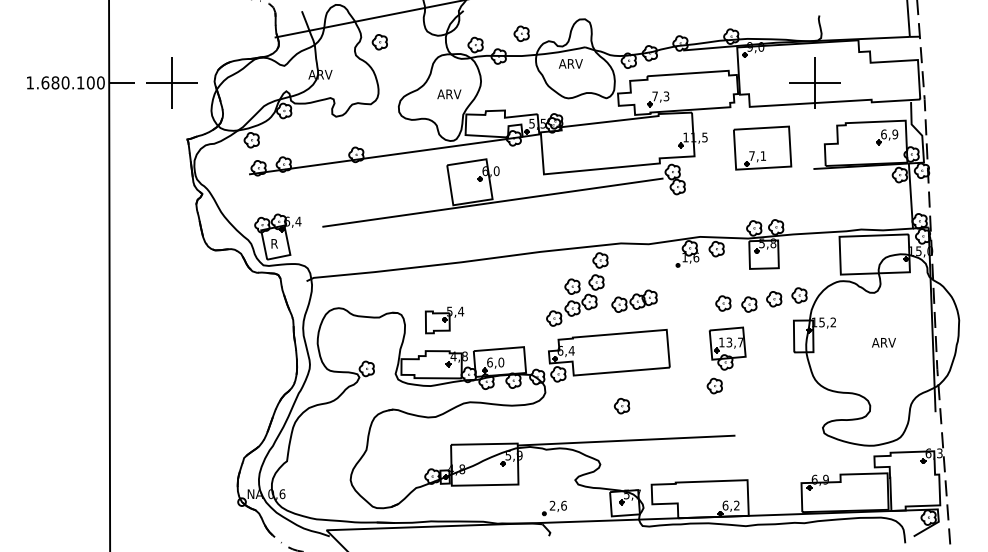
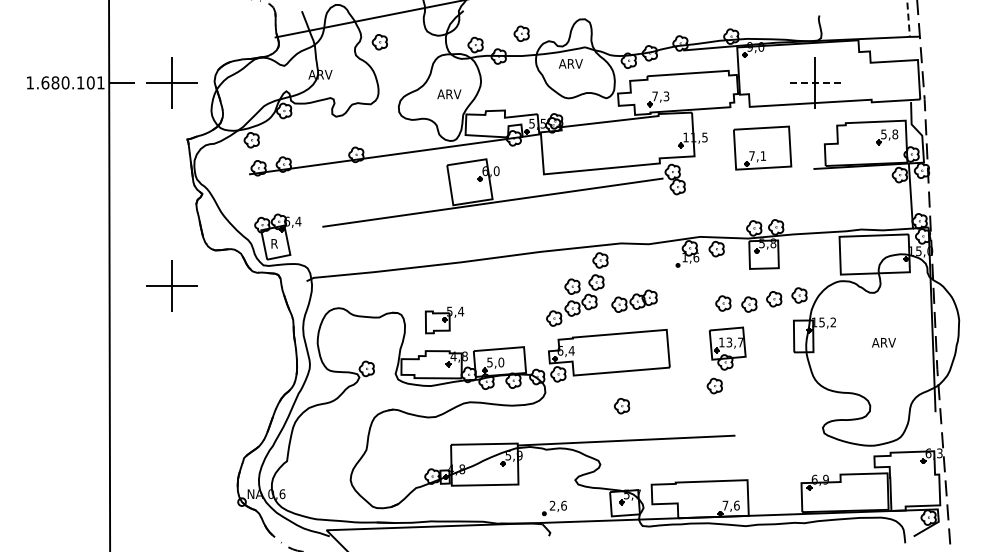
line: solid -> dashed (908, 19)
text: 1.680.100 -> 1.680.101 (100, 82)
line: solid -> dashed (814, 82)
text: 6,9 -> 5,8 (889, 134)
part: none -> present (171, 285)
text: 6,0 -> 5,0 (489, 362)
text: 6,2 -> 7,6 (730, 505)
